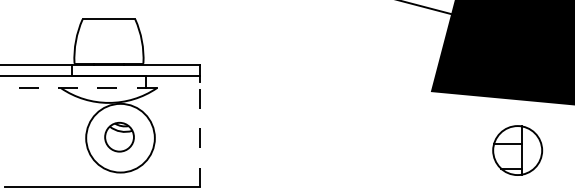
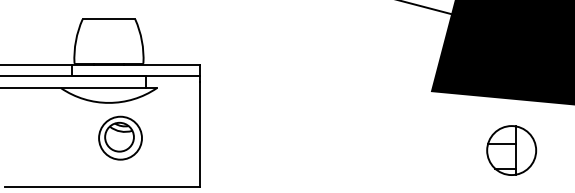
line: dashed -> solid (73, 88)
line: dashed -> solid (199, 134)
circle diameter: 69 px -> 43 px (120, 137)
part position: (517, 150) -> (511, 150) (511, 150)
